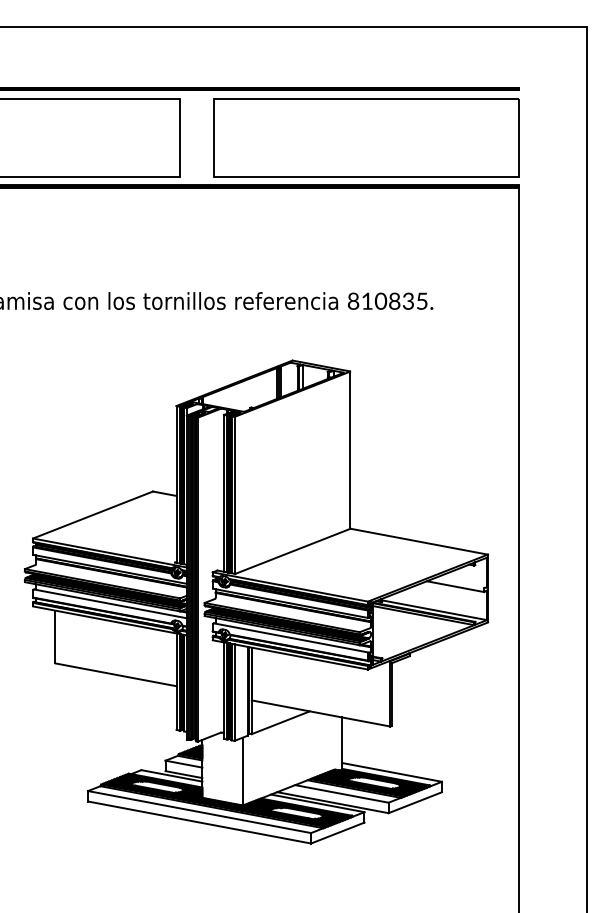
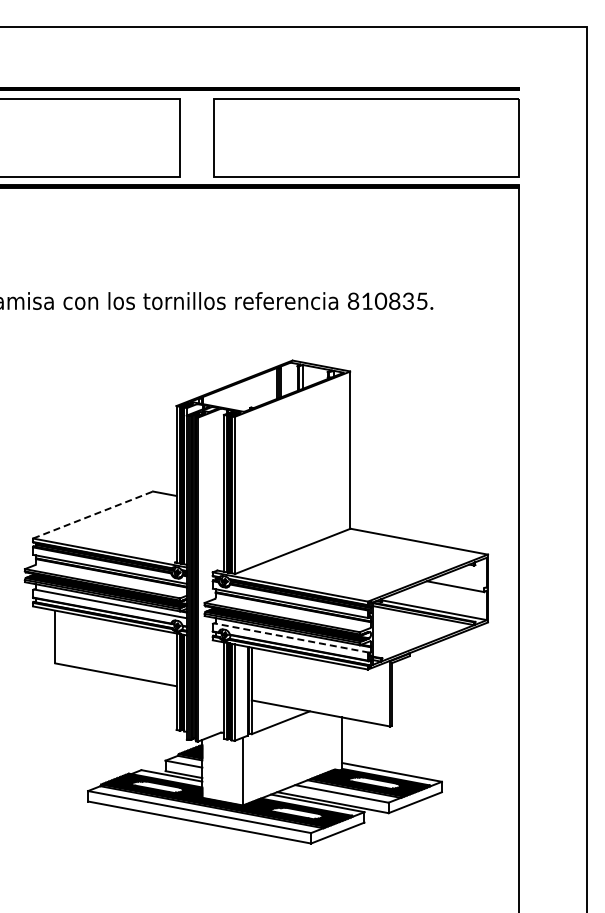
line: solid -> dashed (93, 514)
line: solid -> dashed (291, 638)
